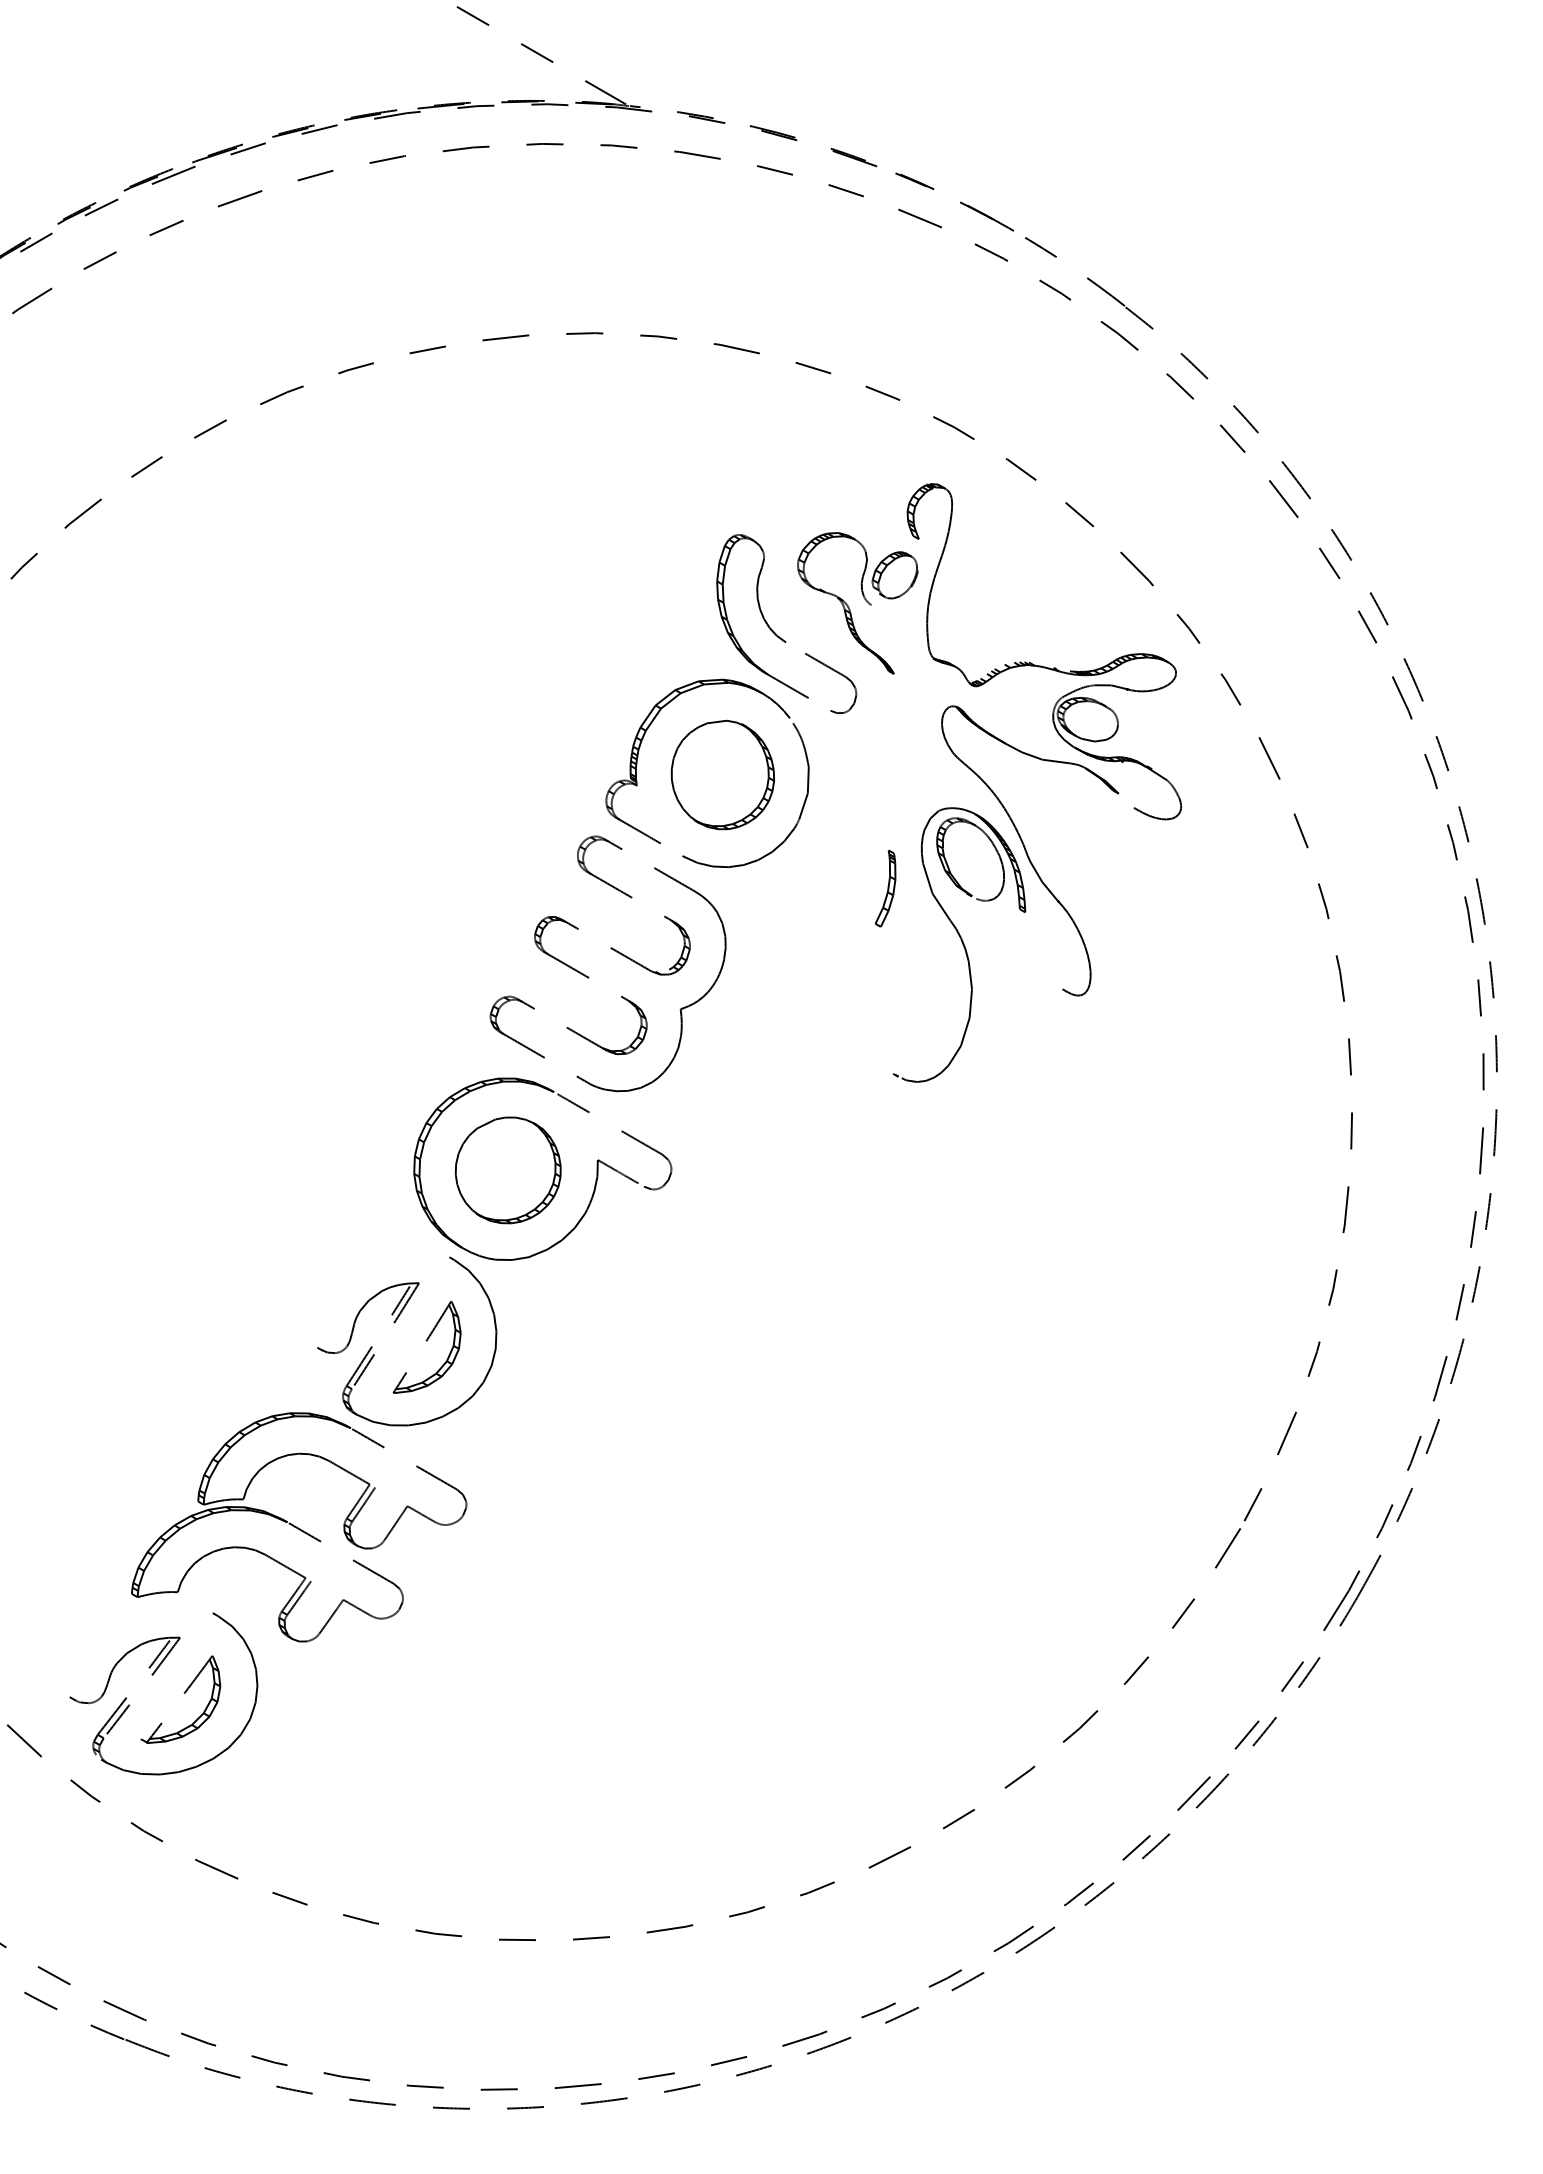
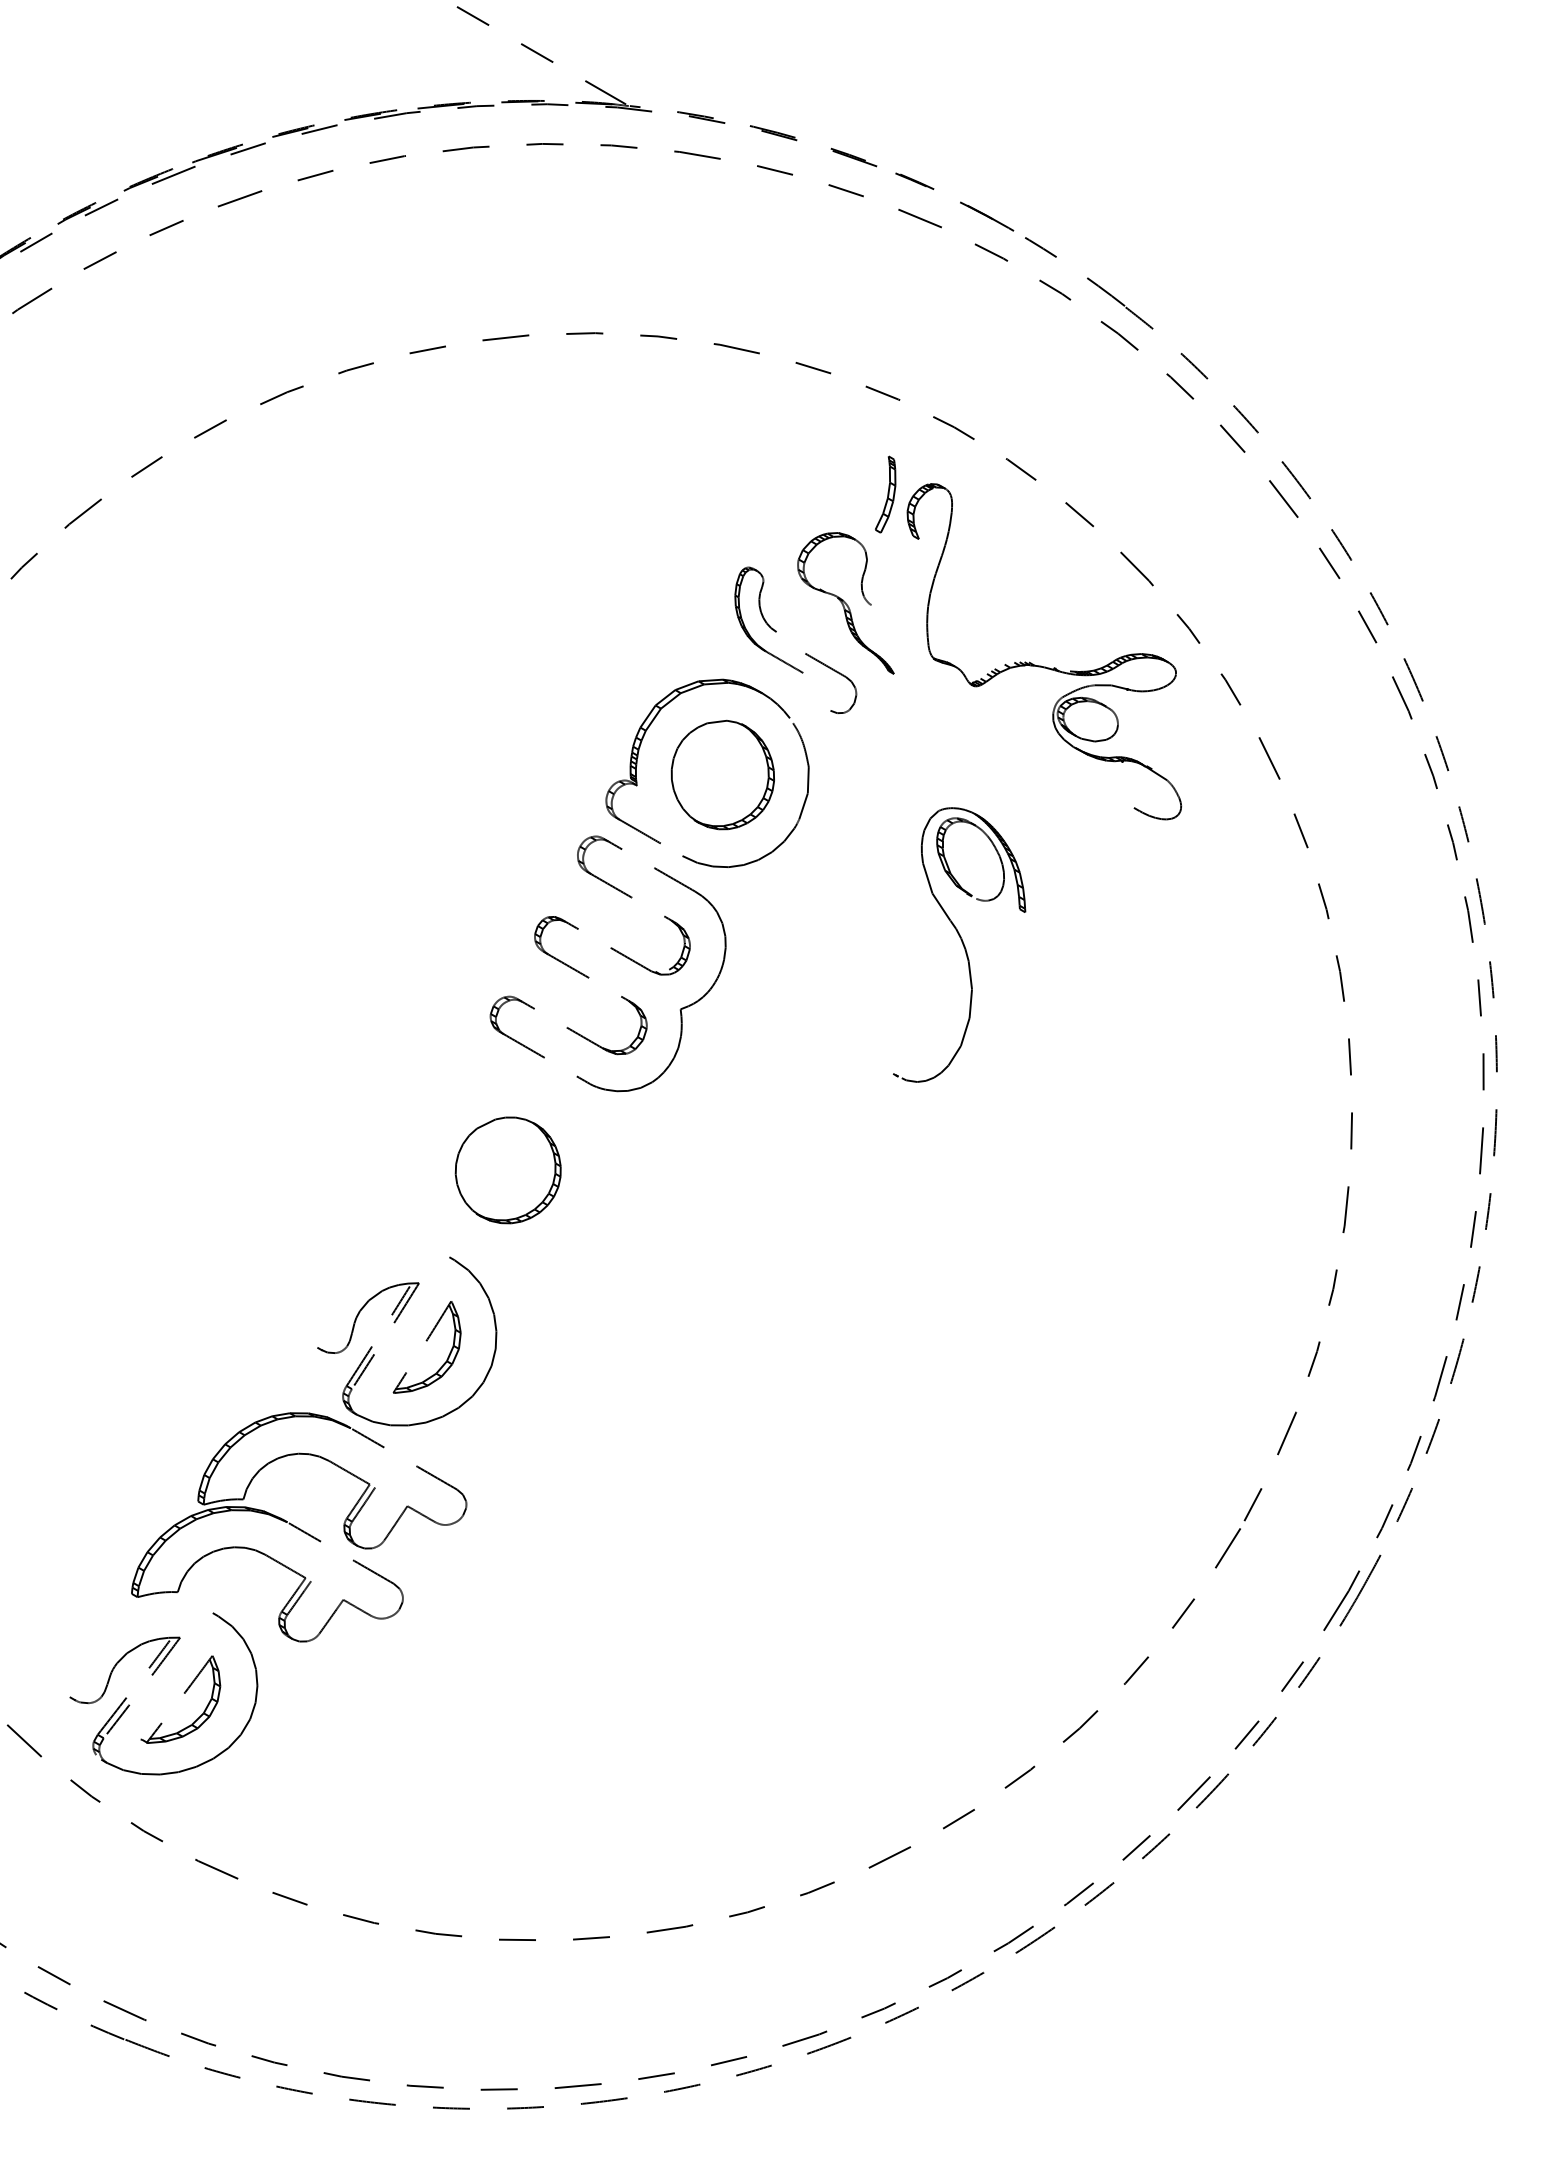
part: present -> none (894, 575)
part size: 93x165 px -> 63x105 px (765, 618)
part: present -> none (1030, 850)
part position: (885, 888) -> (885, 494) (885, 494)
part: present -> none (596, 1168)
